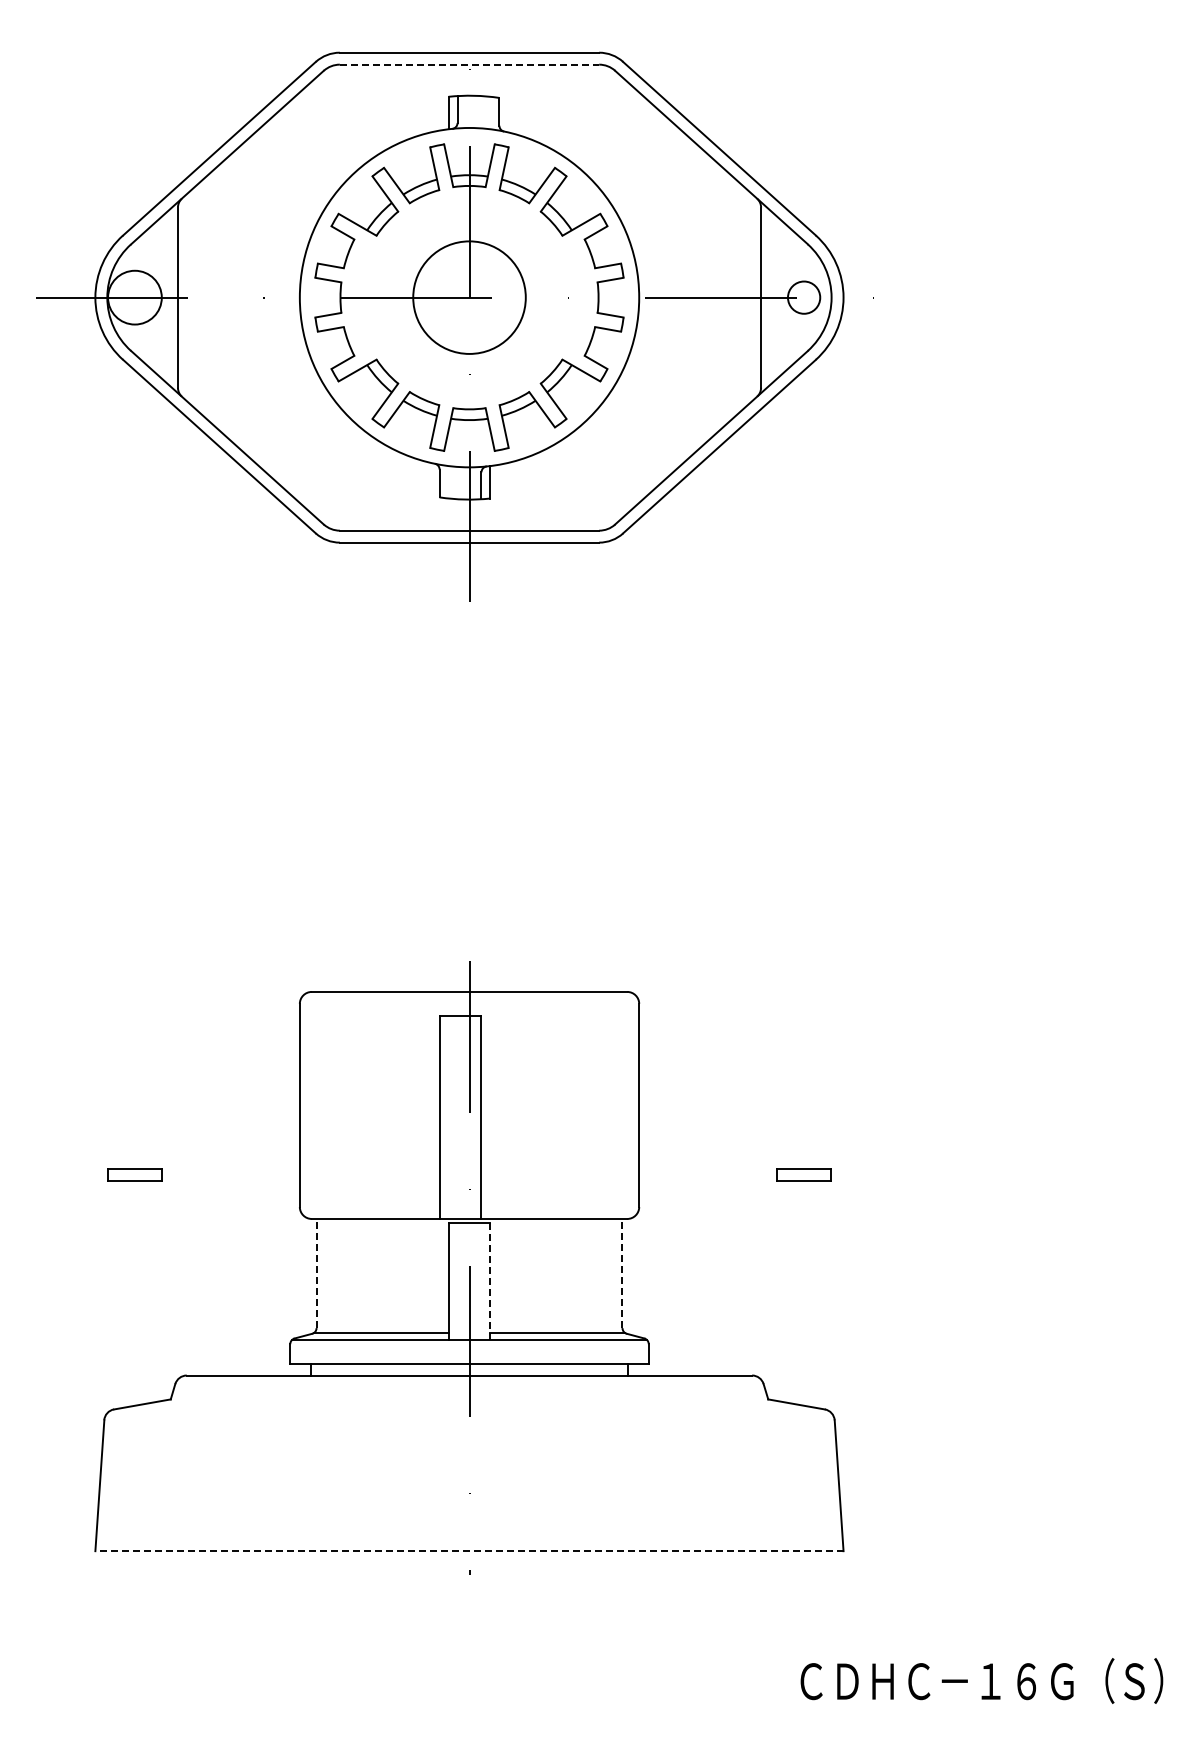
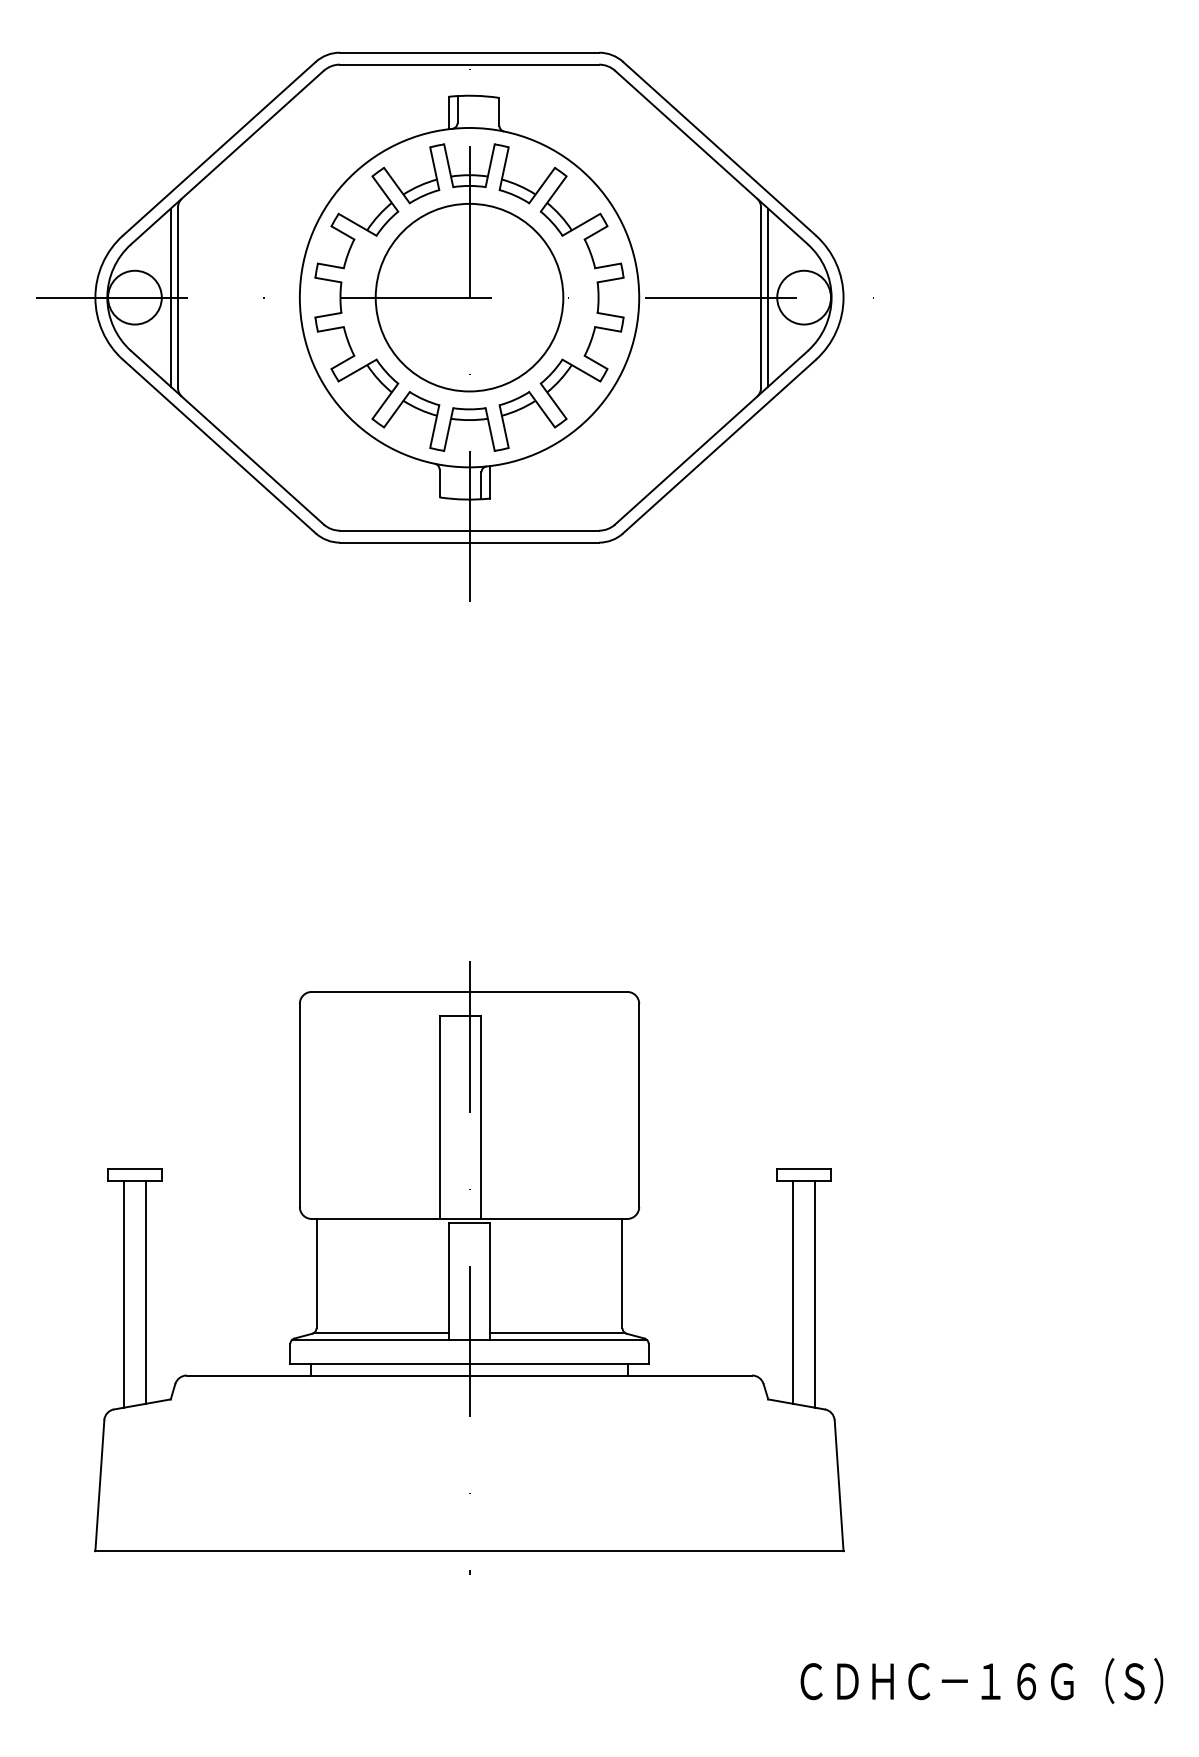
line: dashed -> solid (469, 64)
line: none -> present (170, 297)
circle diameter: 113 px -> 188 px (469, 297)
line: none -> present (768, 297)
circle diameter: 32 px -> 54 px (804, 297)
line: dashed -> solid (316, 1273)
line: dashed -> solid (622, 1273)
line: dashed -> solid (490, 1281)
line: none -> present (145, 1291)
line: none -> present (793, 1291)
line: none -> present (124, 1293)
line: none -> present (814, 1293)
line: dashed -> solid (468, 1551)
